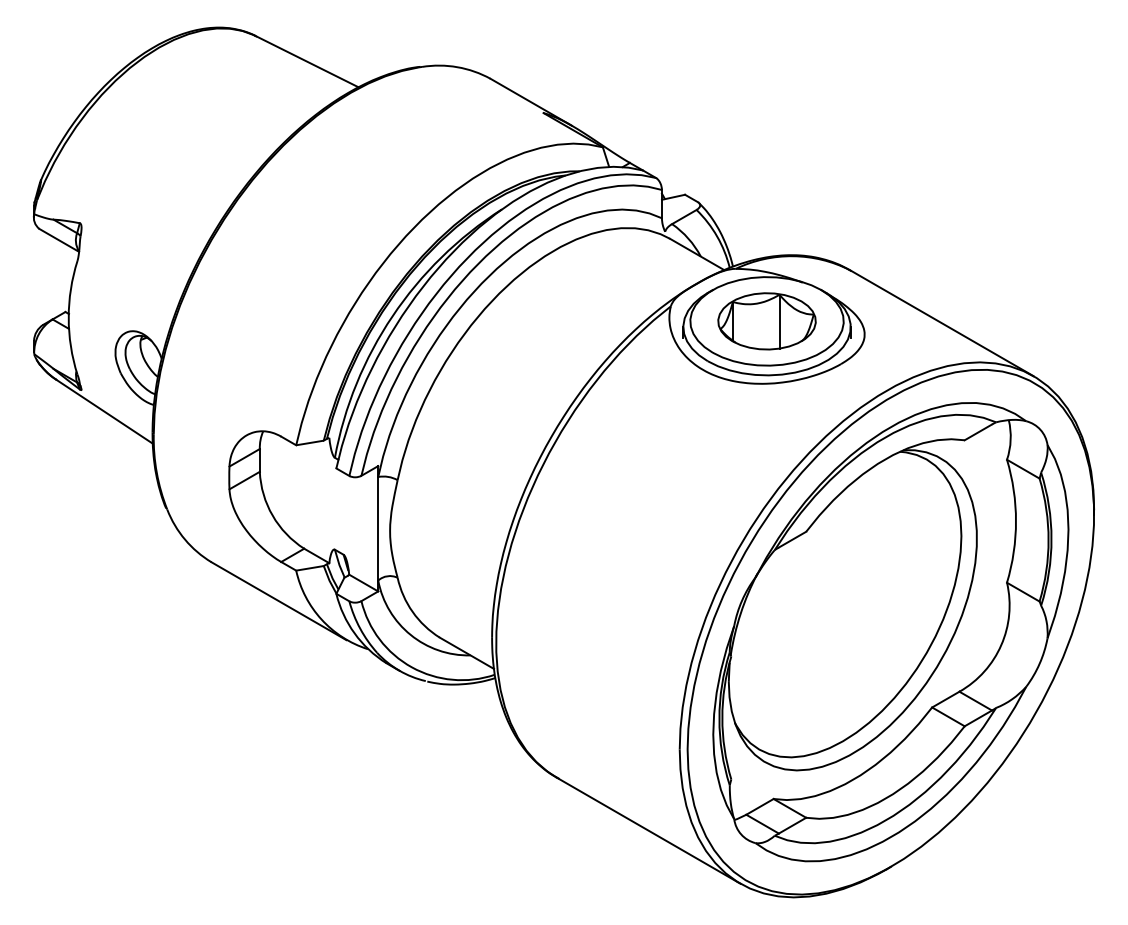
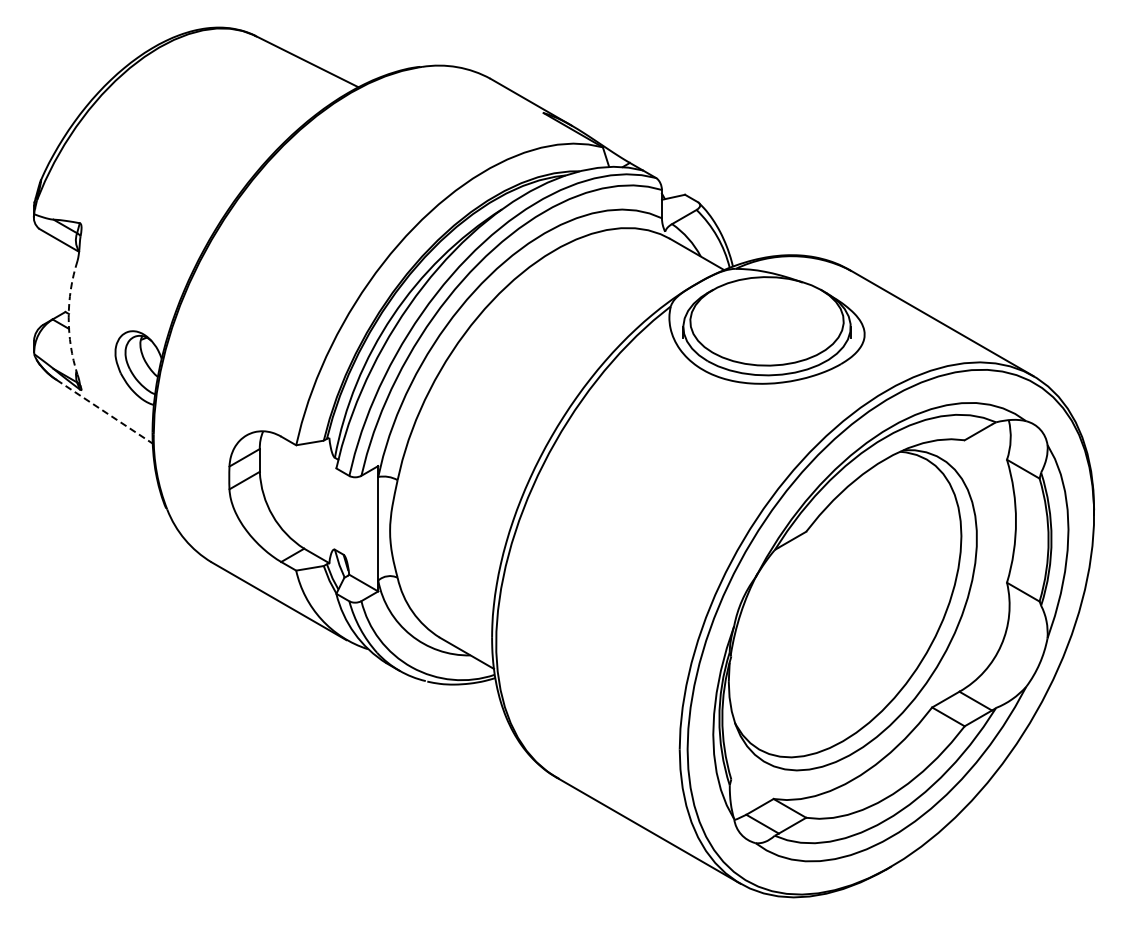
arc: solid -> dashed (68, 317)
part: present -> none (766, 321)
line: solid -> dashed (104, 411)
